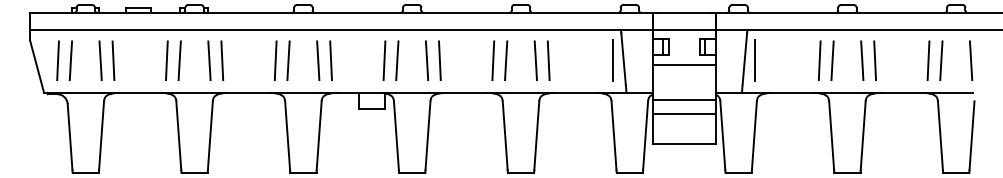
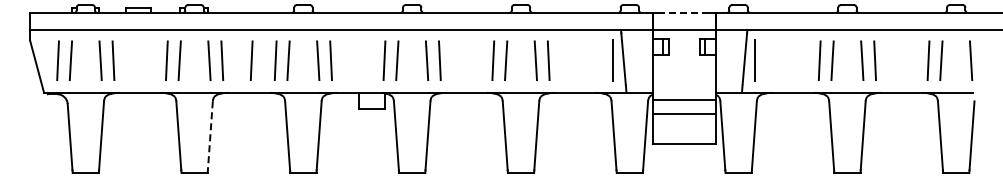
line: solid -> dashed (684, 12)
line: none -> present (251, 60)
line: present -> none (683, 65)
line: solid -> dashed (210, 135)
